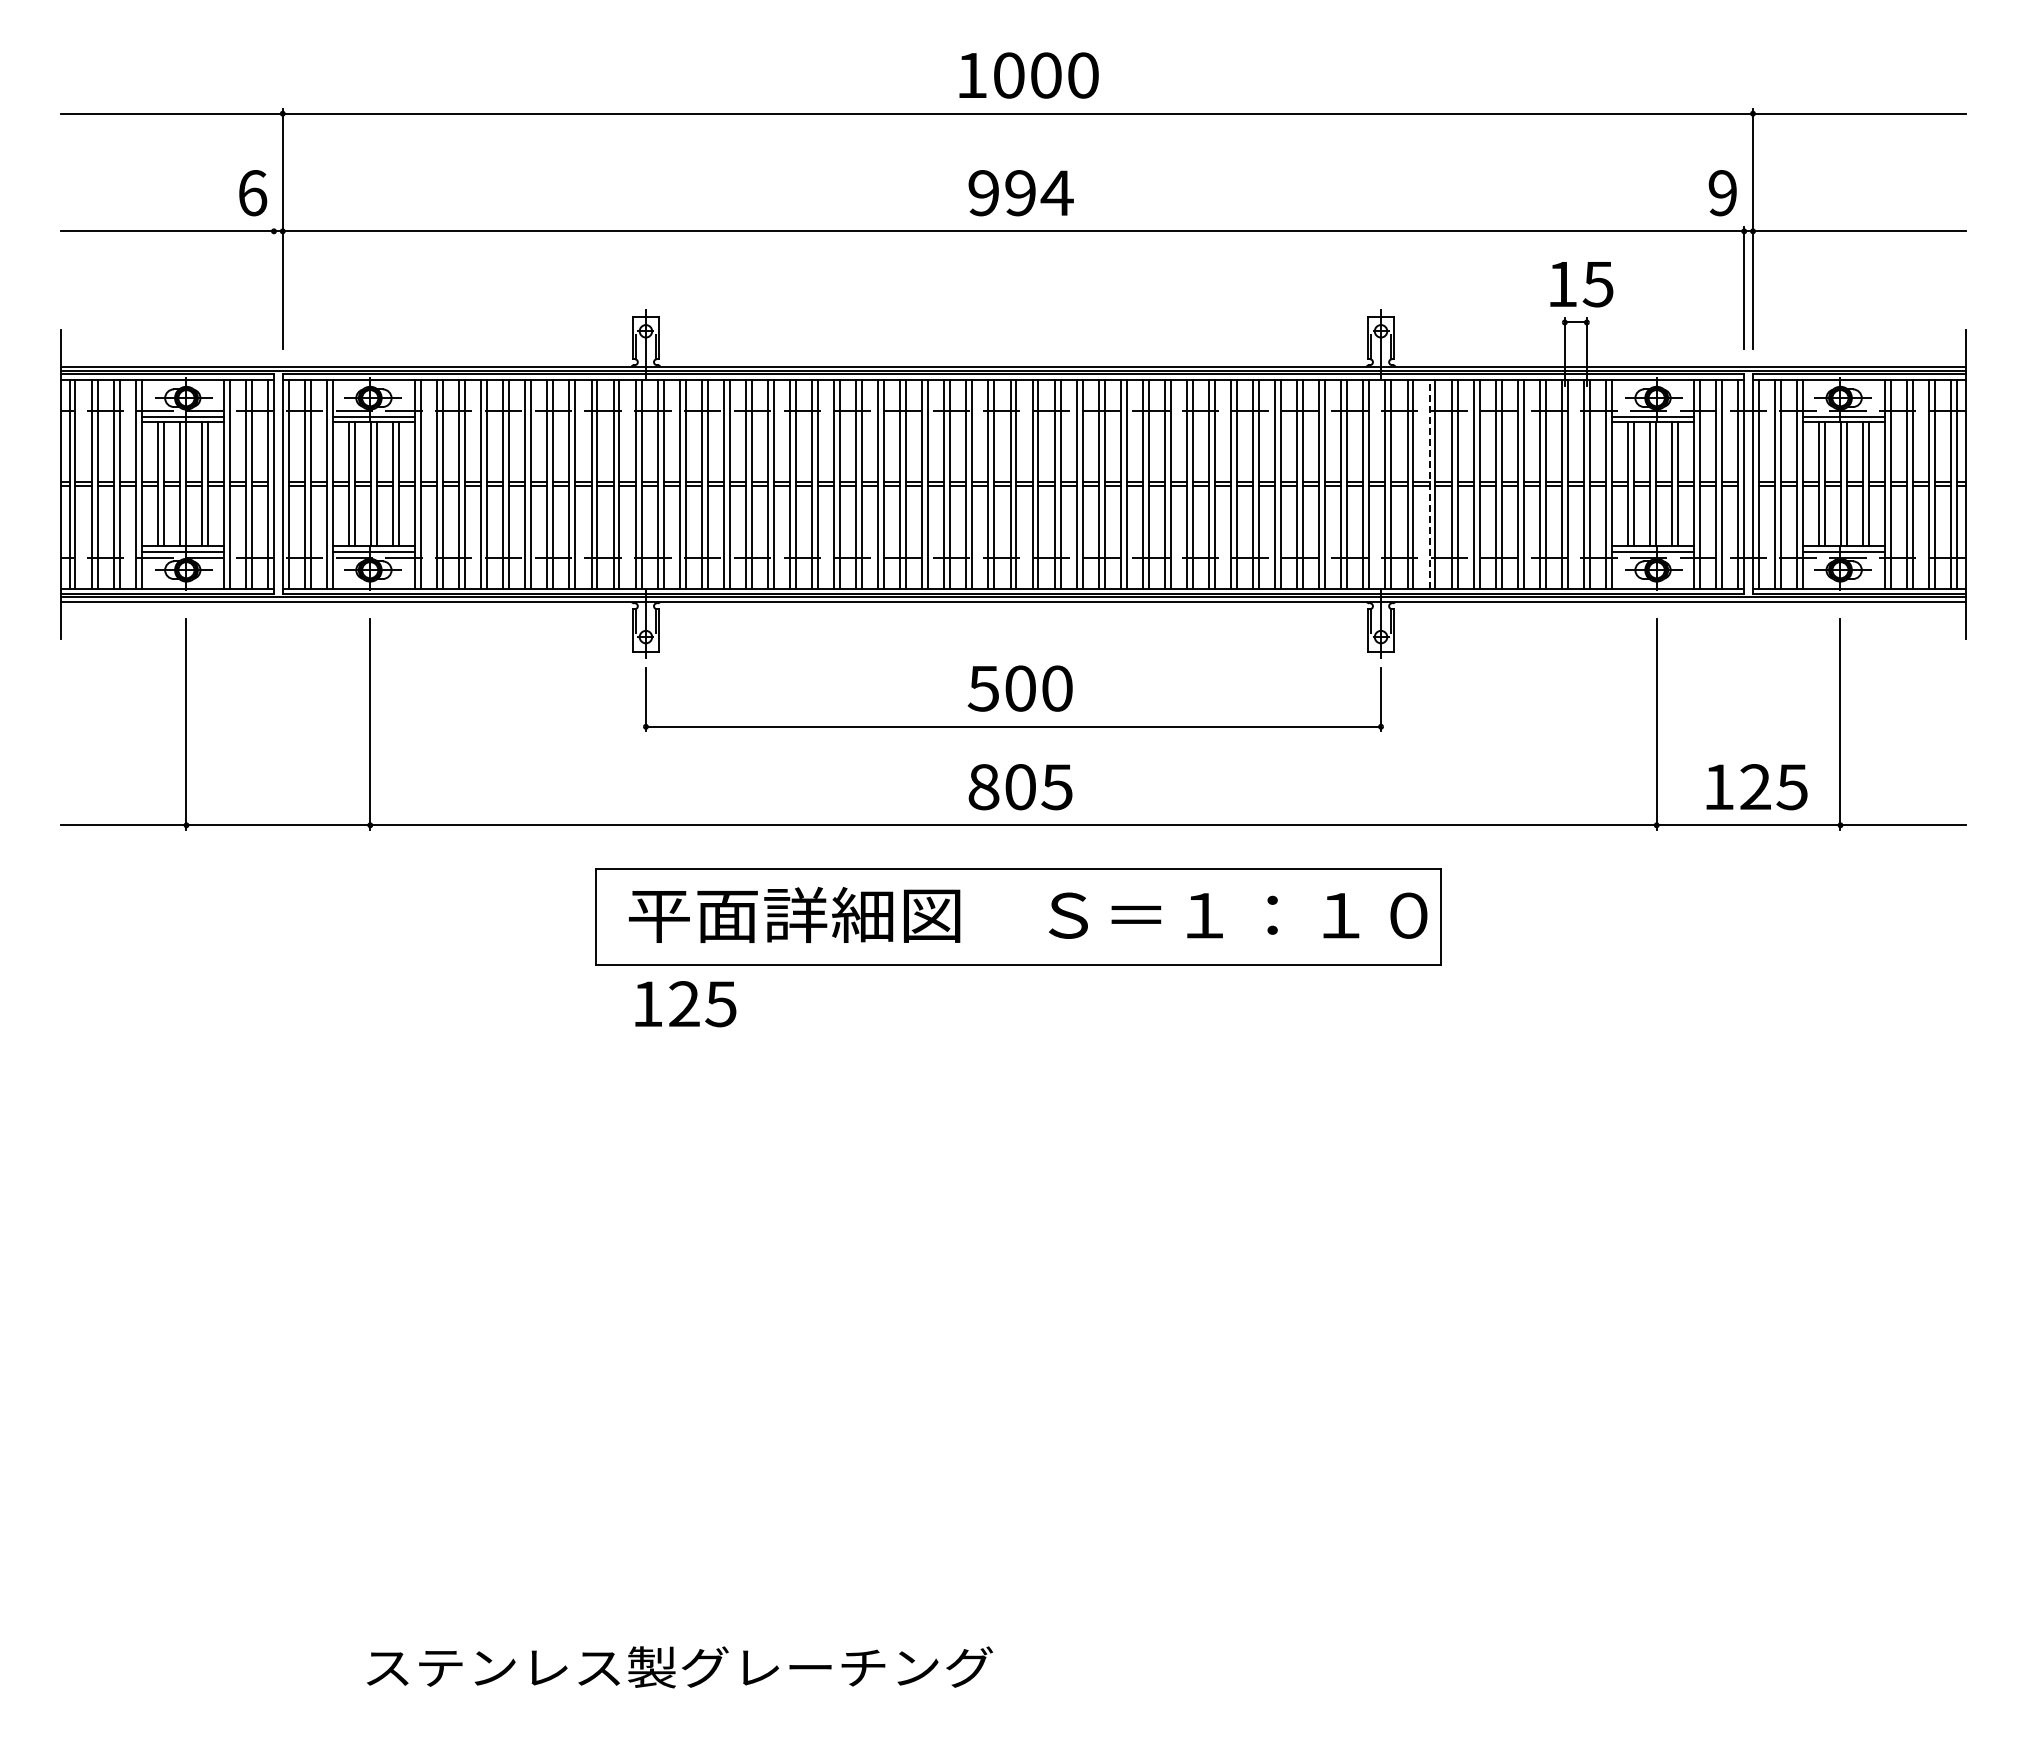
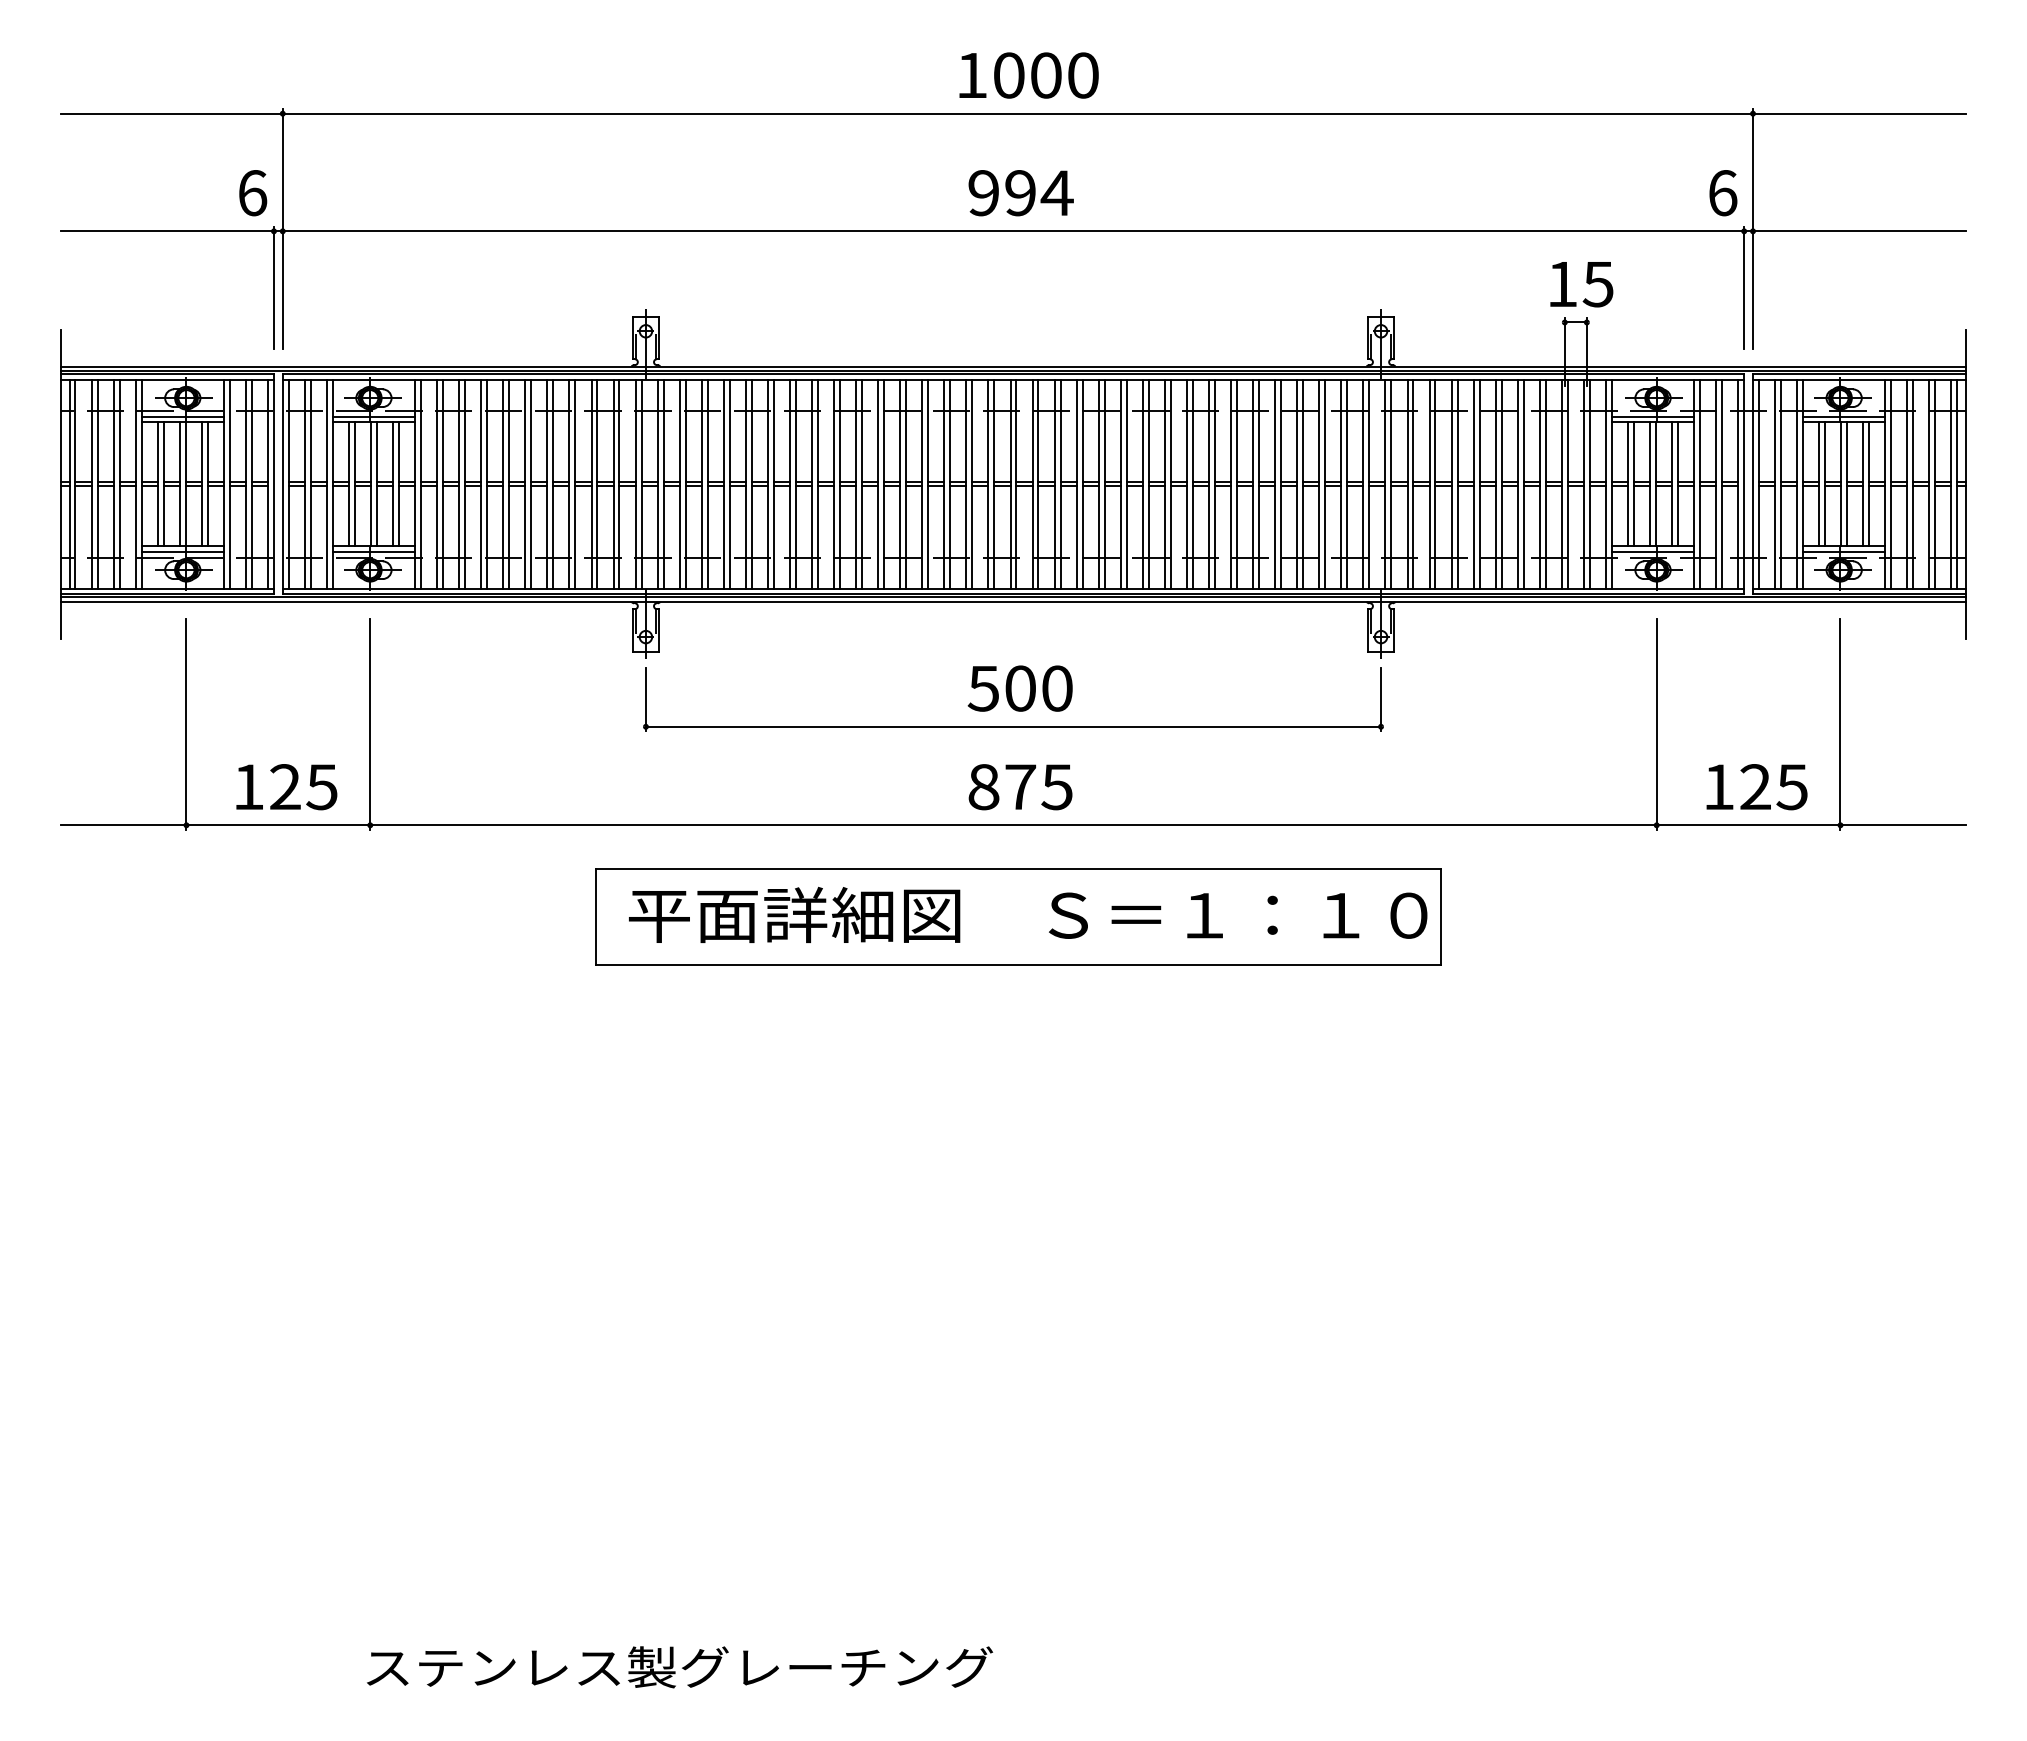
text: 9 -> 6 (1722, 193)
line: none -> present (273, 287)
line: dashed -> solid (1429, 483)
text: 805 -> 875 (1020, 787)
text position: (685, 1004) -> (286, 787) (286, 787)
